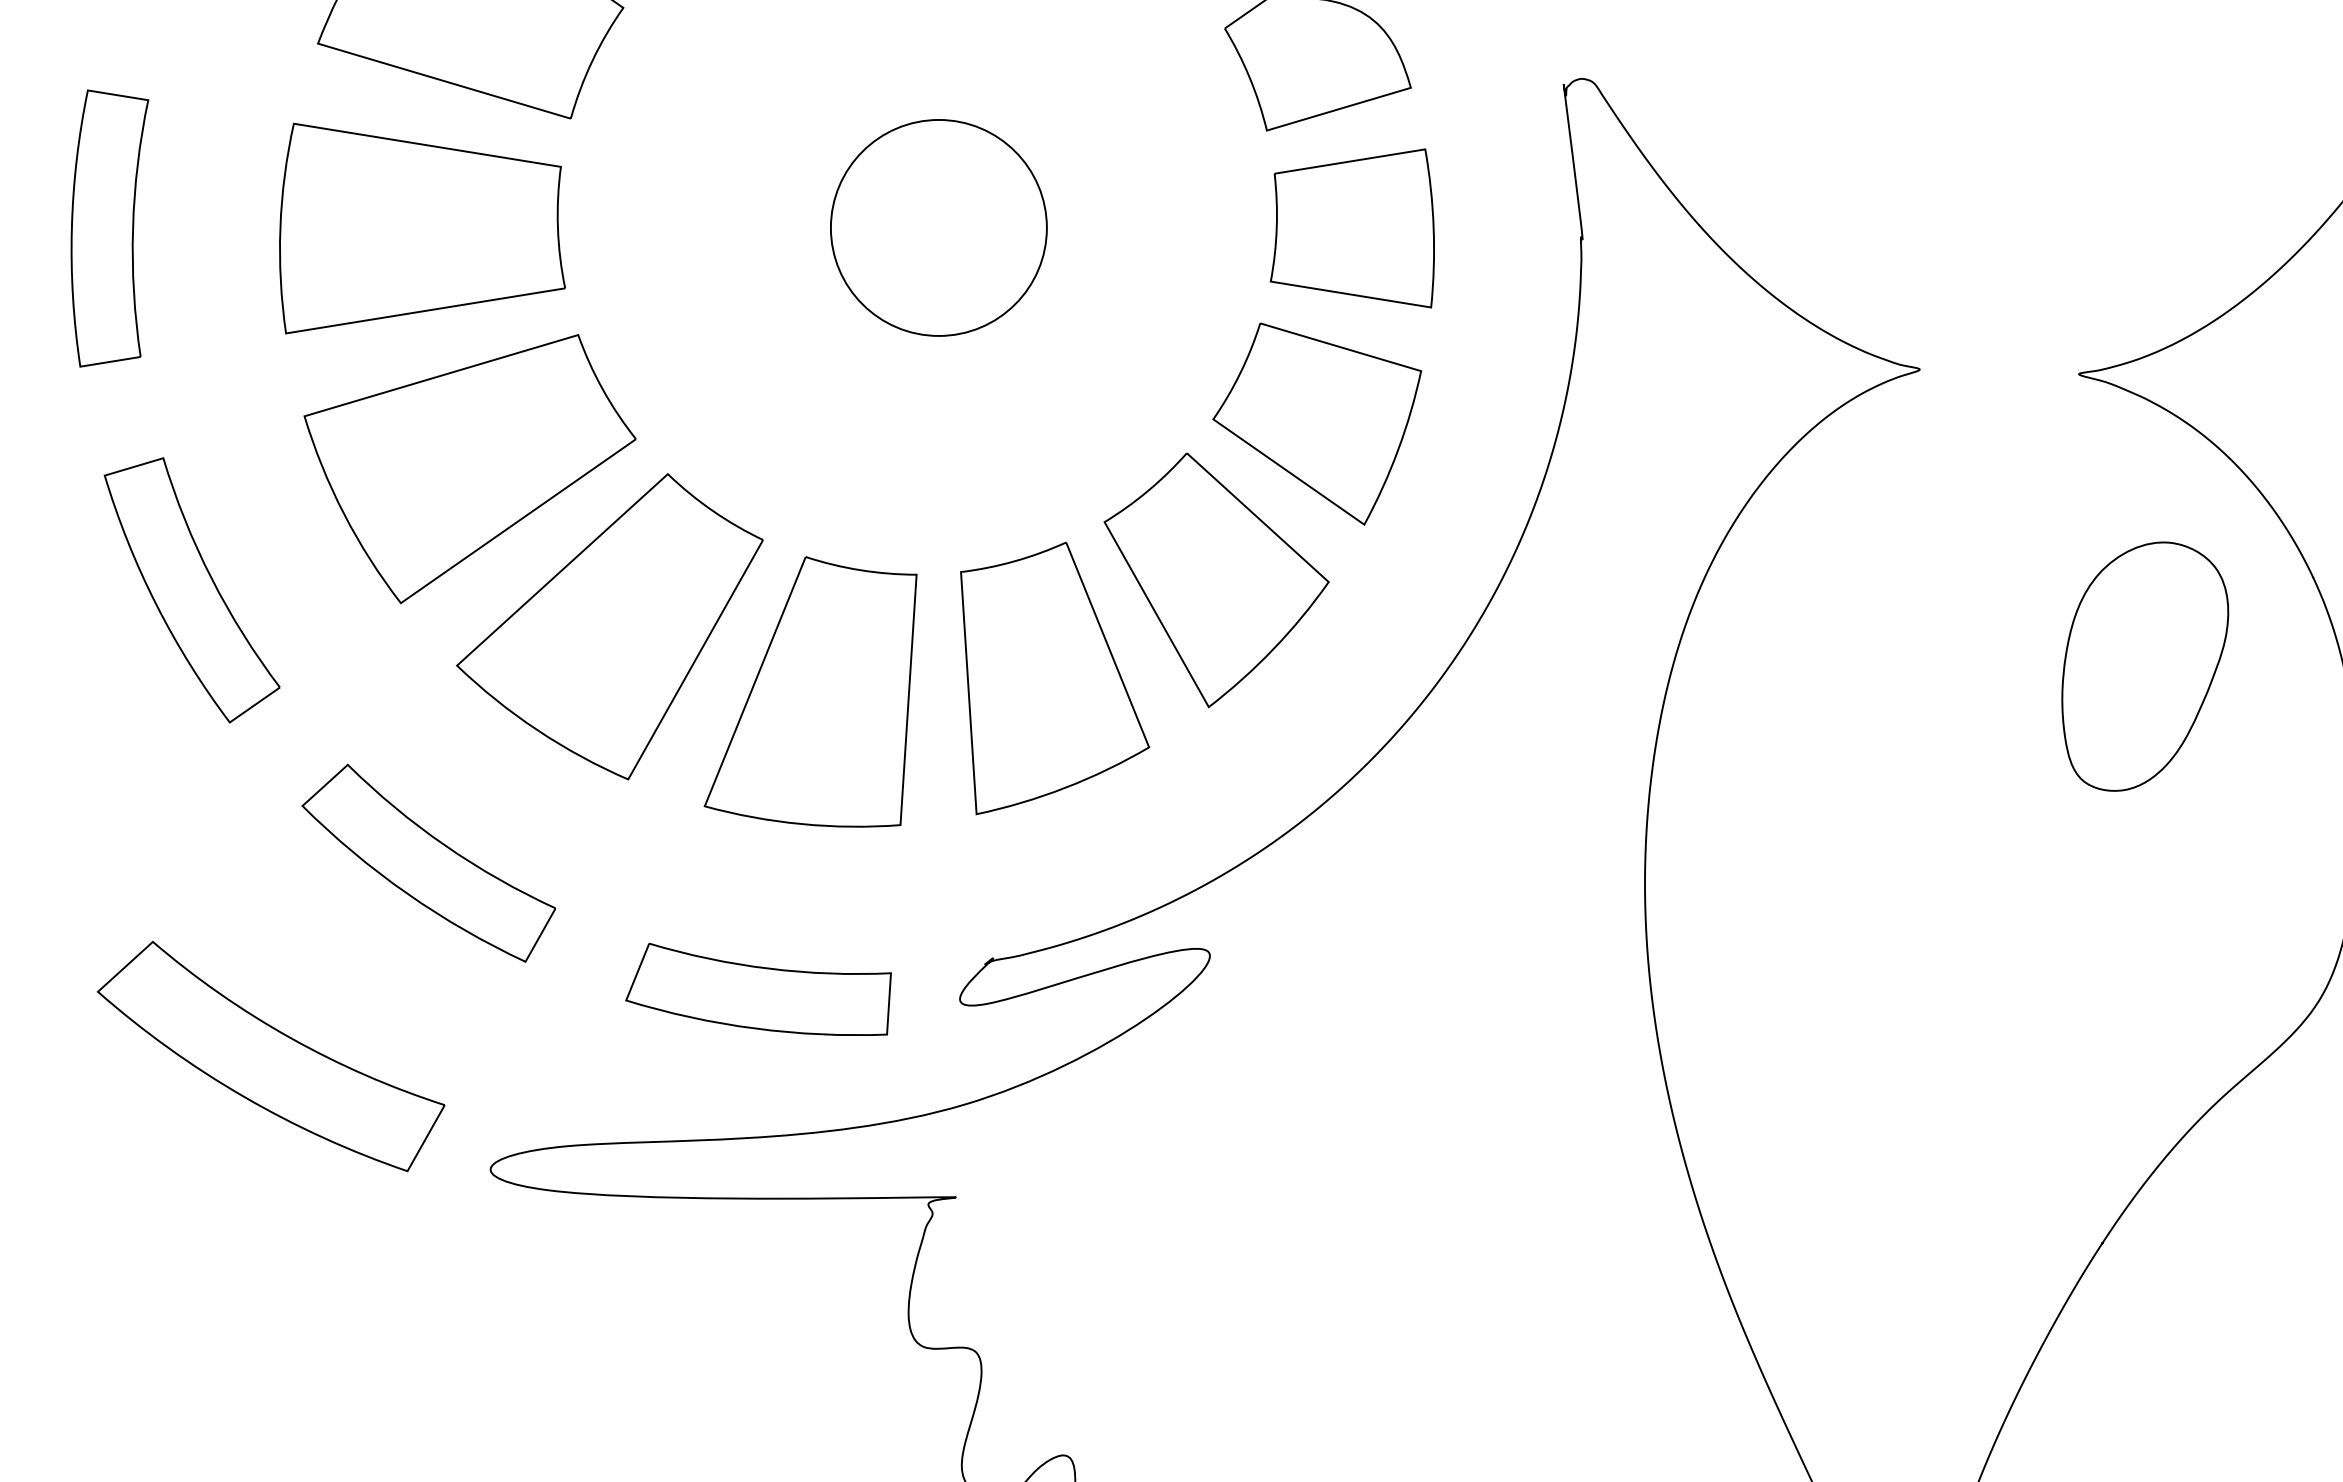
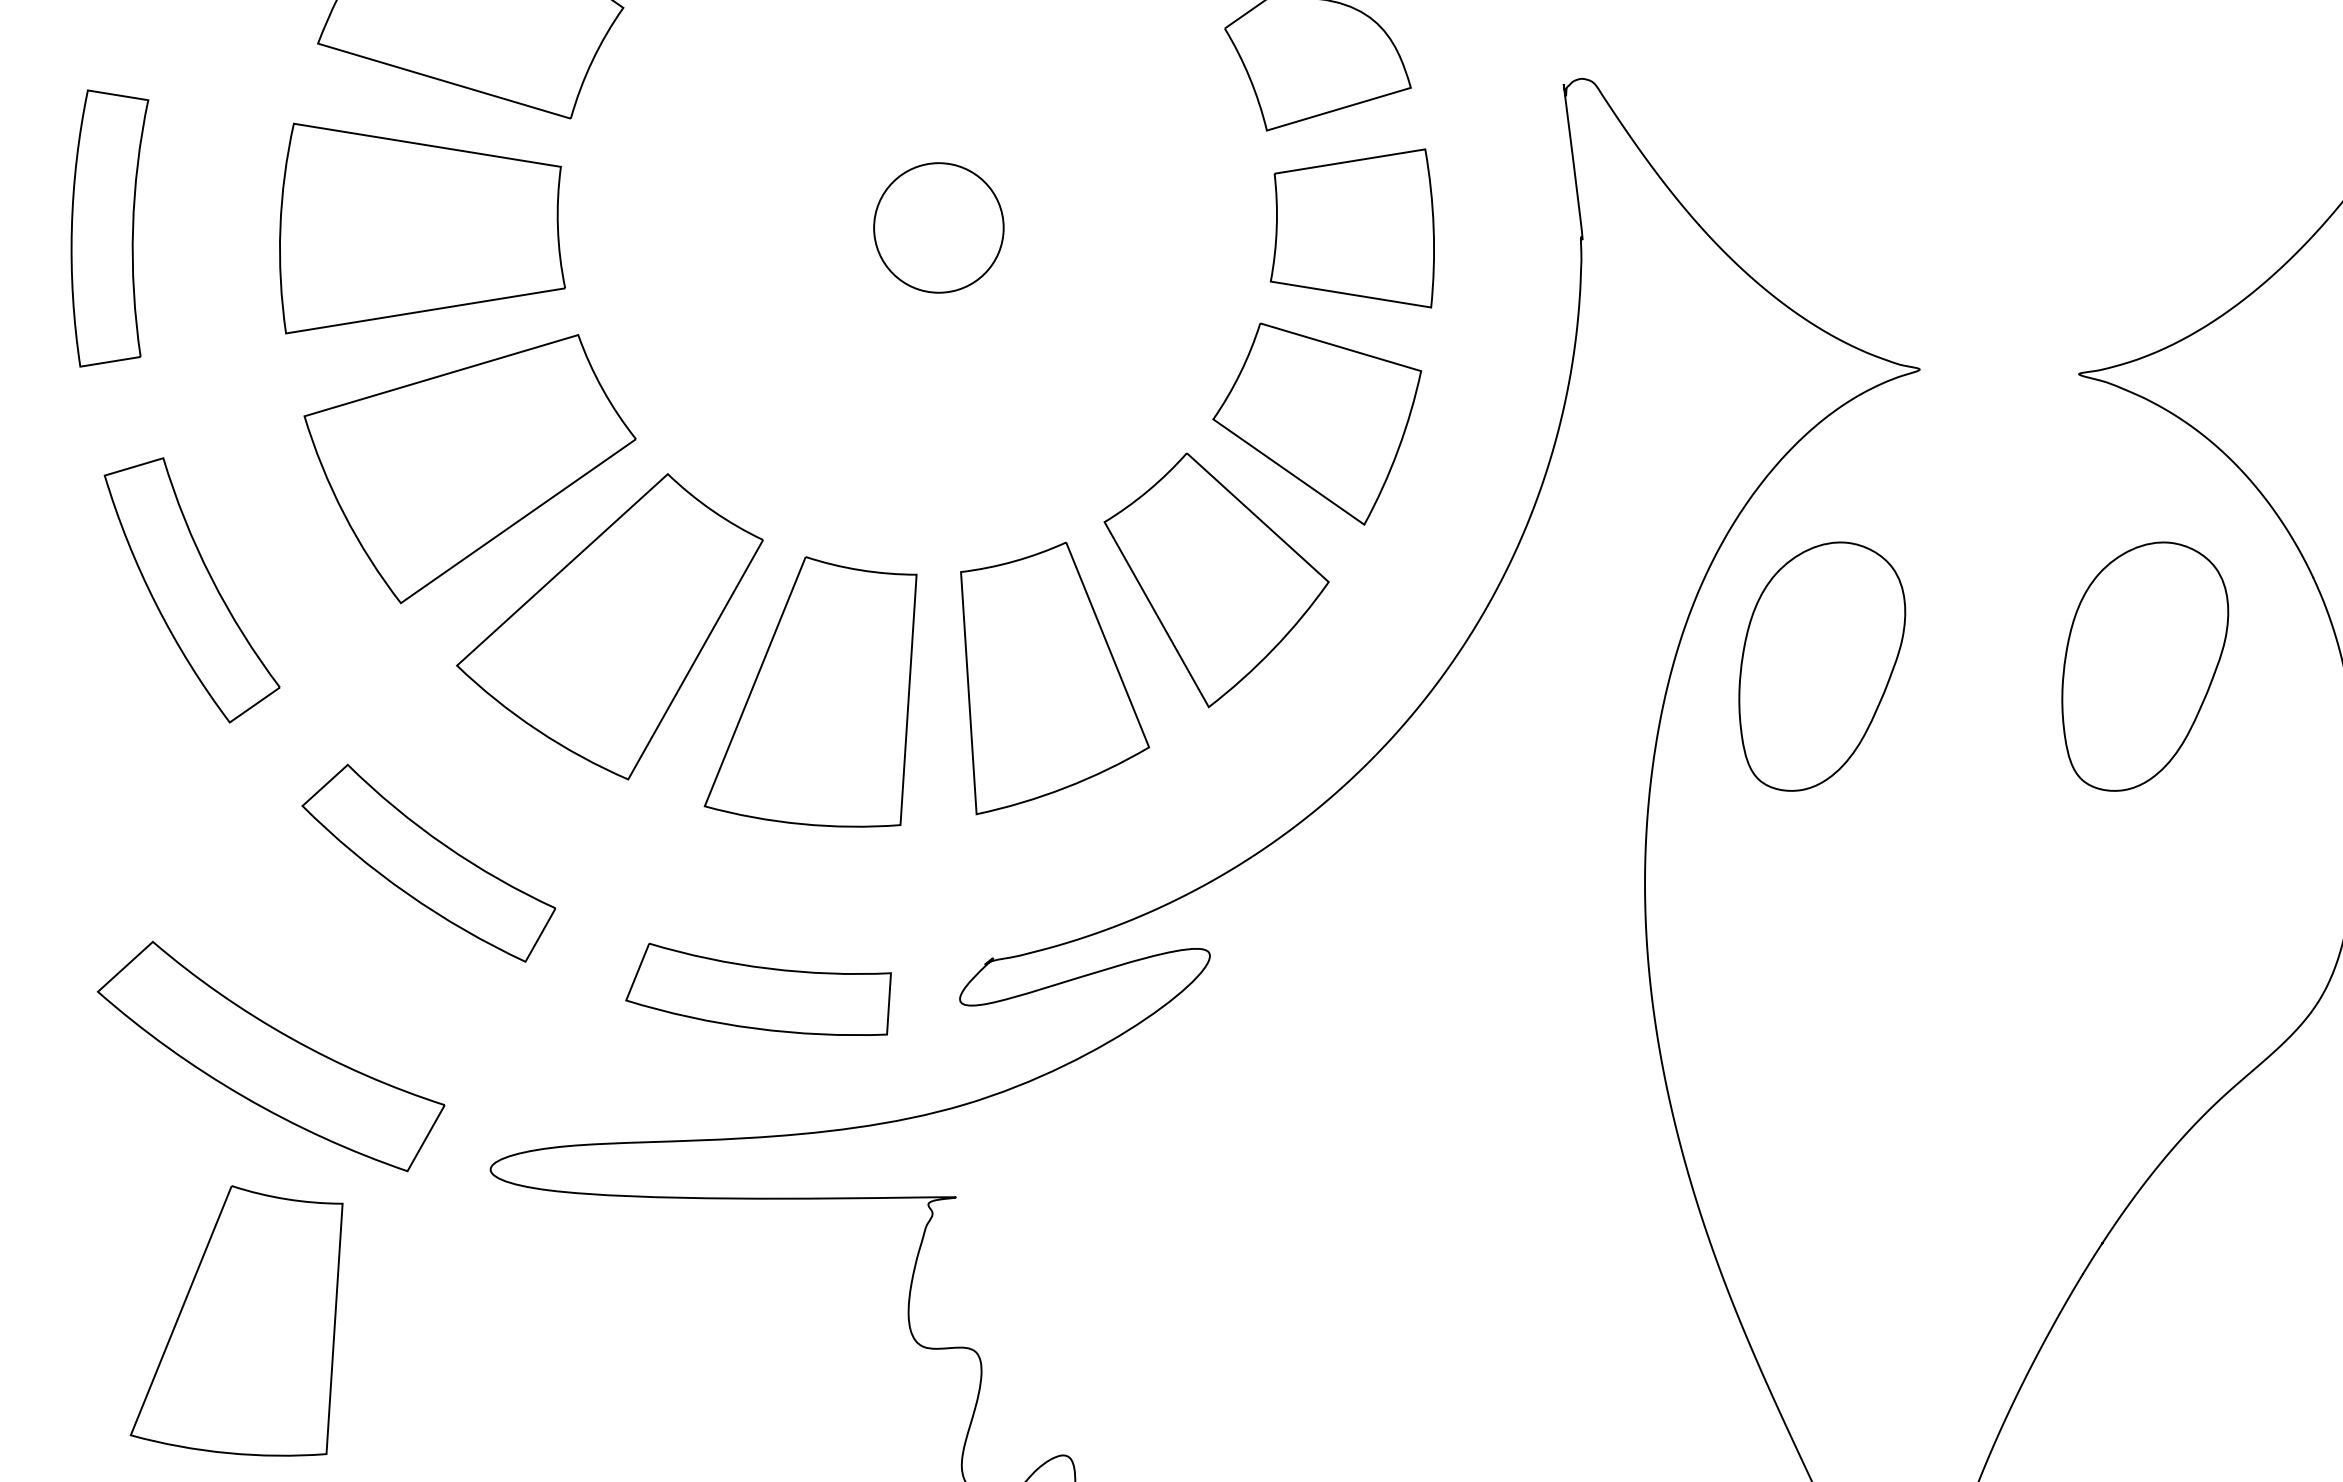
circle diameter: 216 px -> 130 px (938, 227)
part: none -> present (1822, 666)
part: none -> present (236, 1320)
